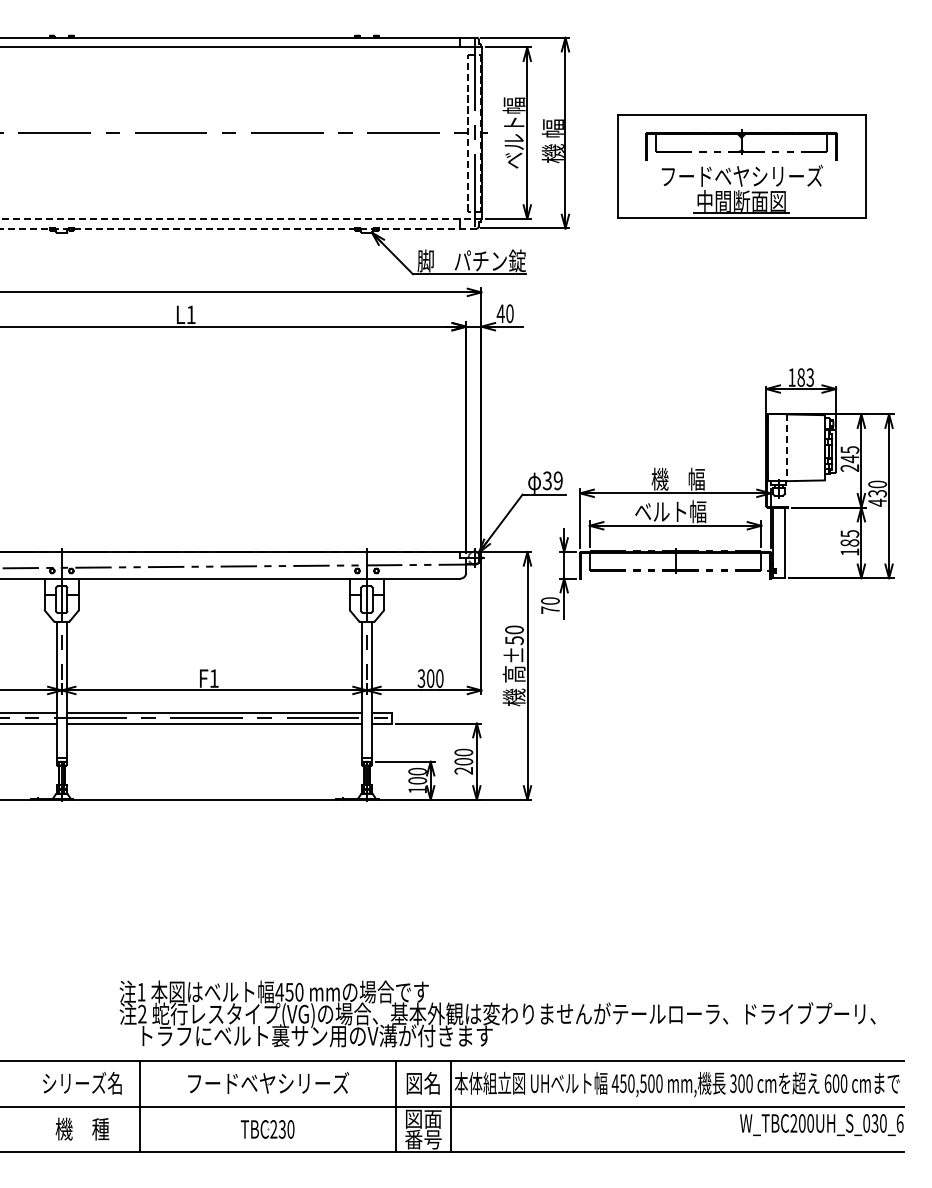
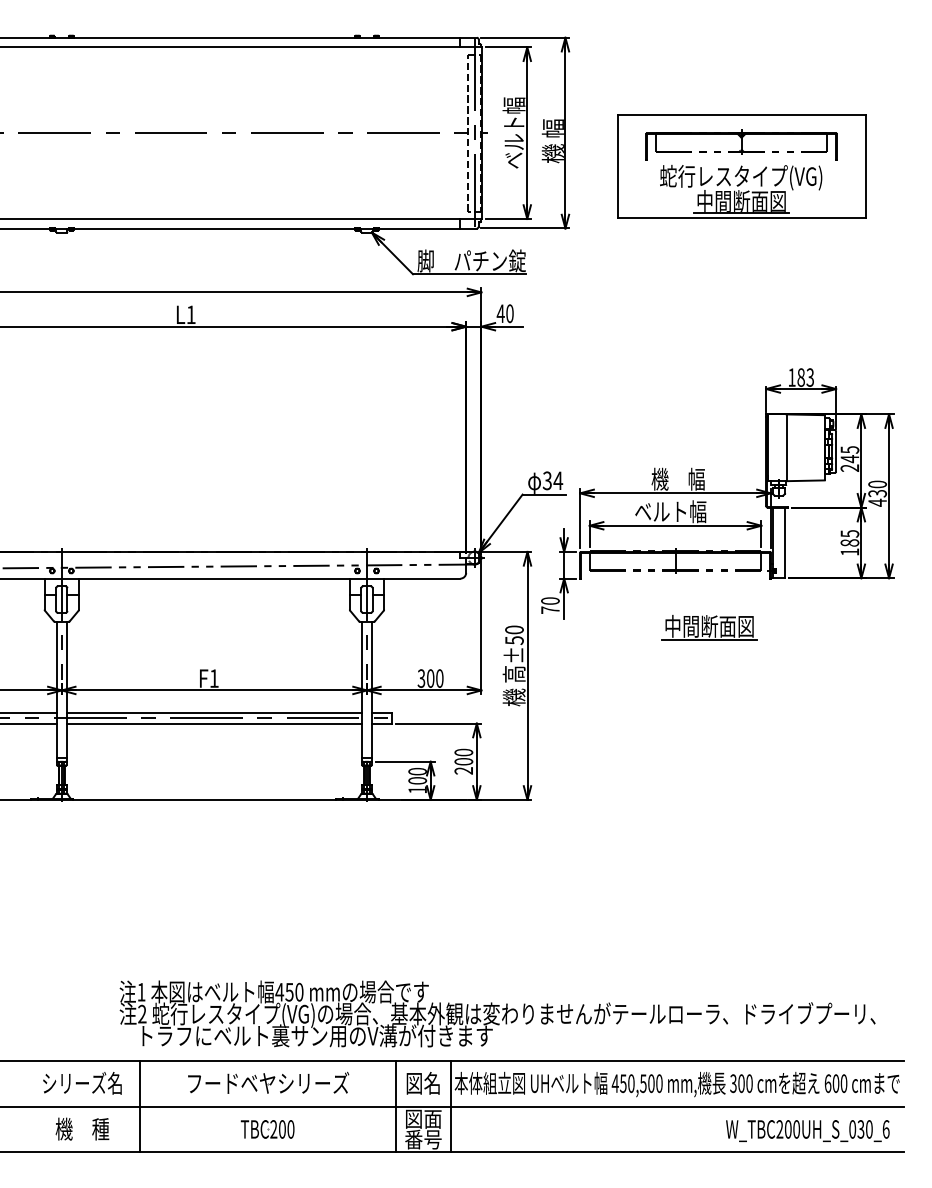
text: フードベヤシリーズ -> 蛇行レスタイプ(VG) (741, 177)
line: dashed -> solid (240, 218)
line: dashed -> solid (238, 228)
line: dashed -> solid (786, 448)
text: 39 -> 34 (558, 480)
part: none -> present (709, 627)
text position: (821, 1124) -> (807, 1130) (807, 1130)
text: TBC230 -> TBC200 (281, 1129)
